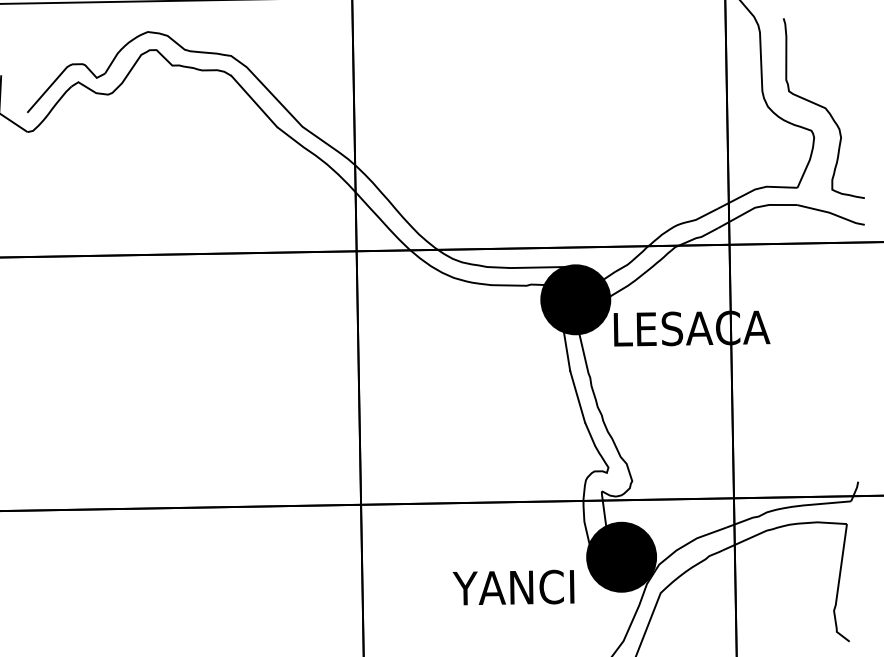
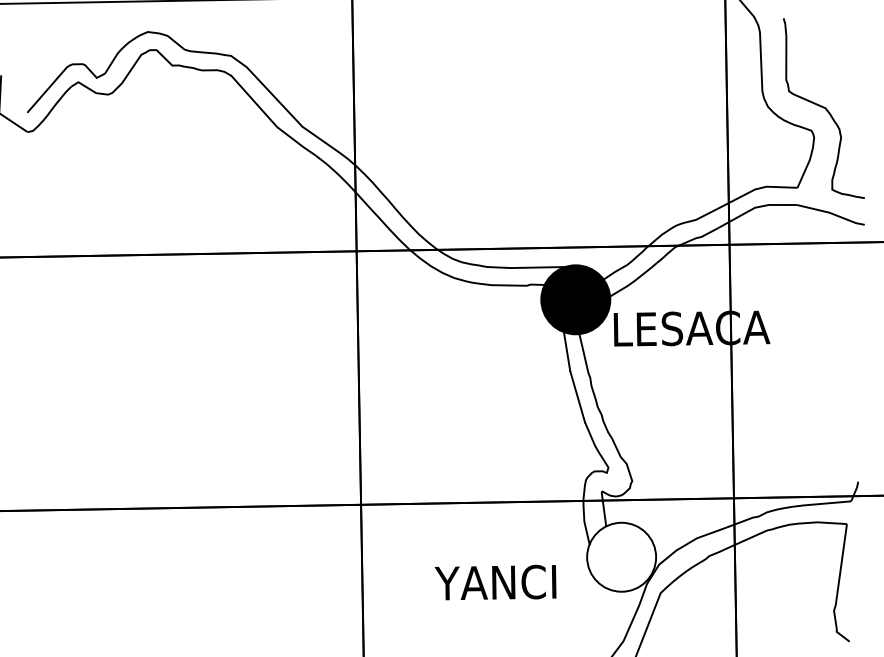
fill: present -> none (621, 556)
fill: present -> none (621, 556)
text position: (513, 587) -> (495, 582) (495, 582)
